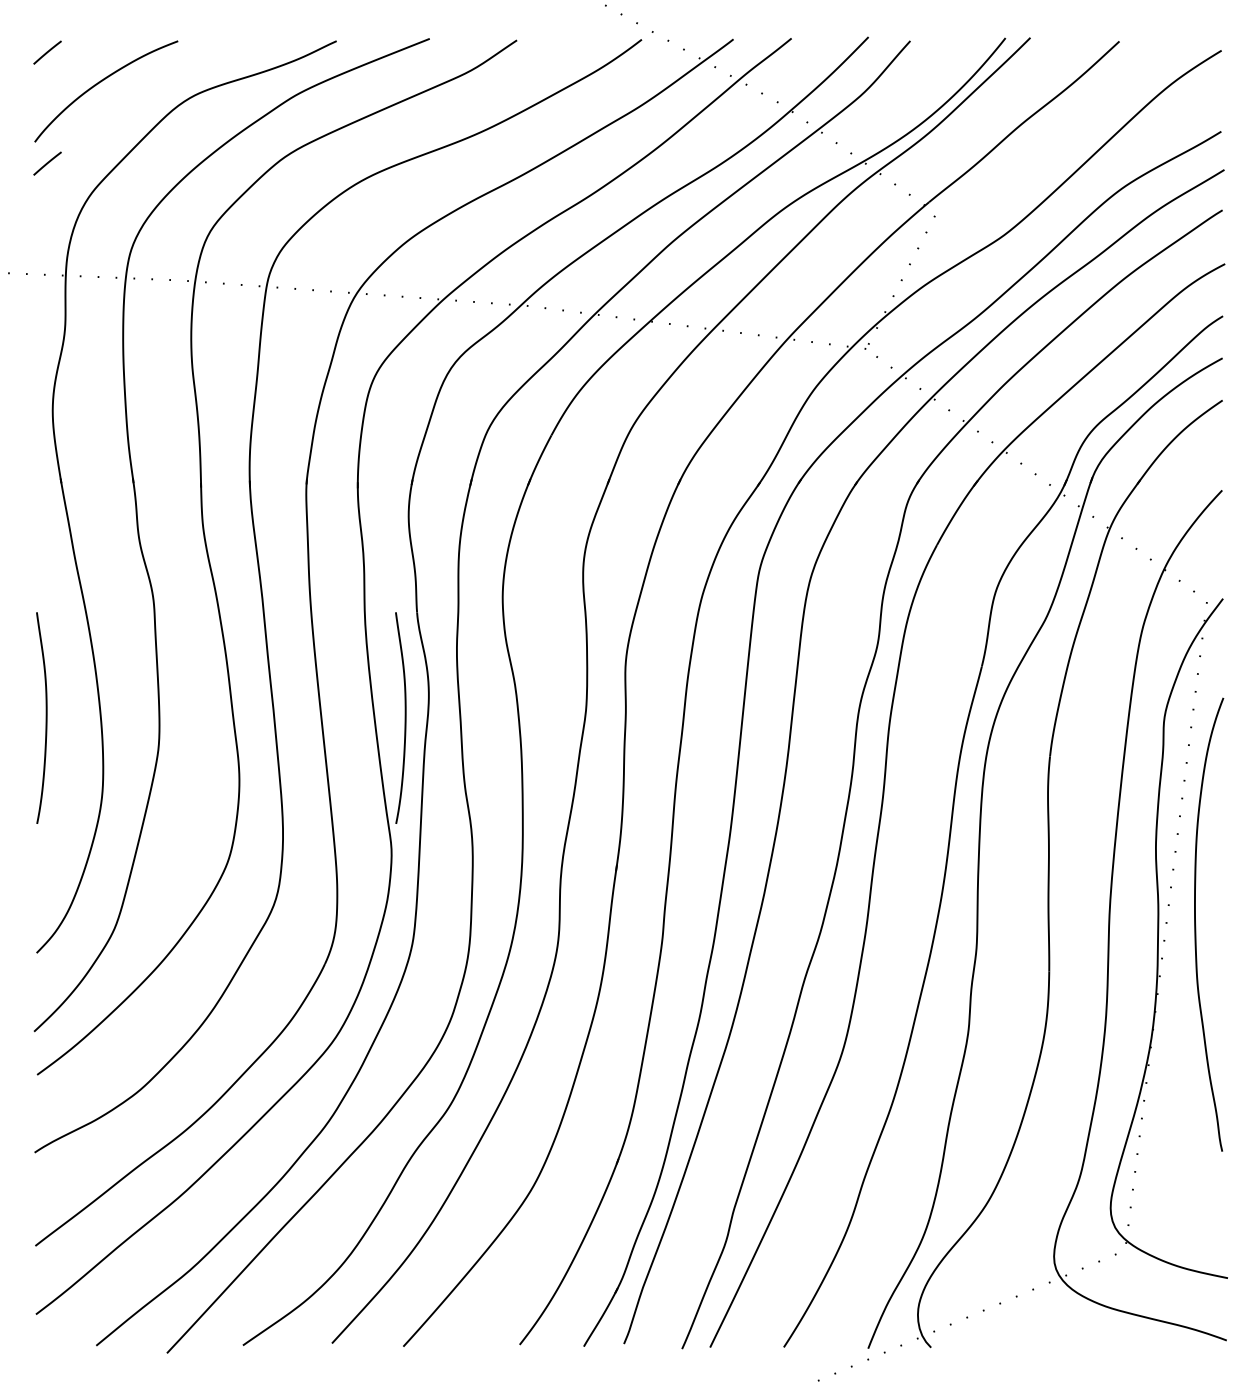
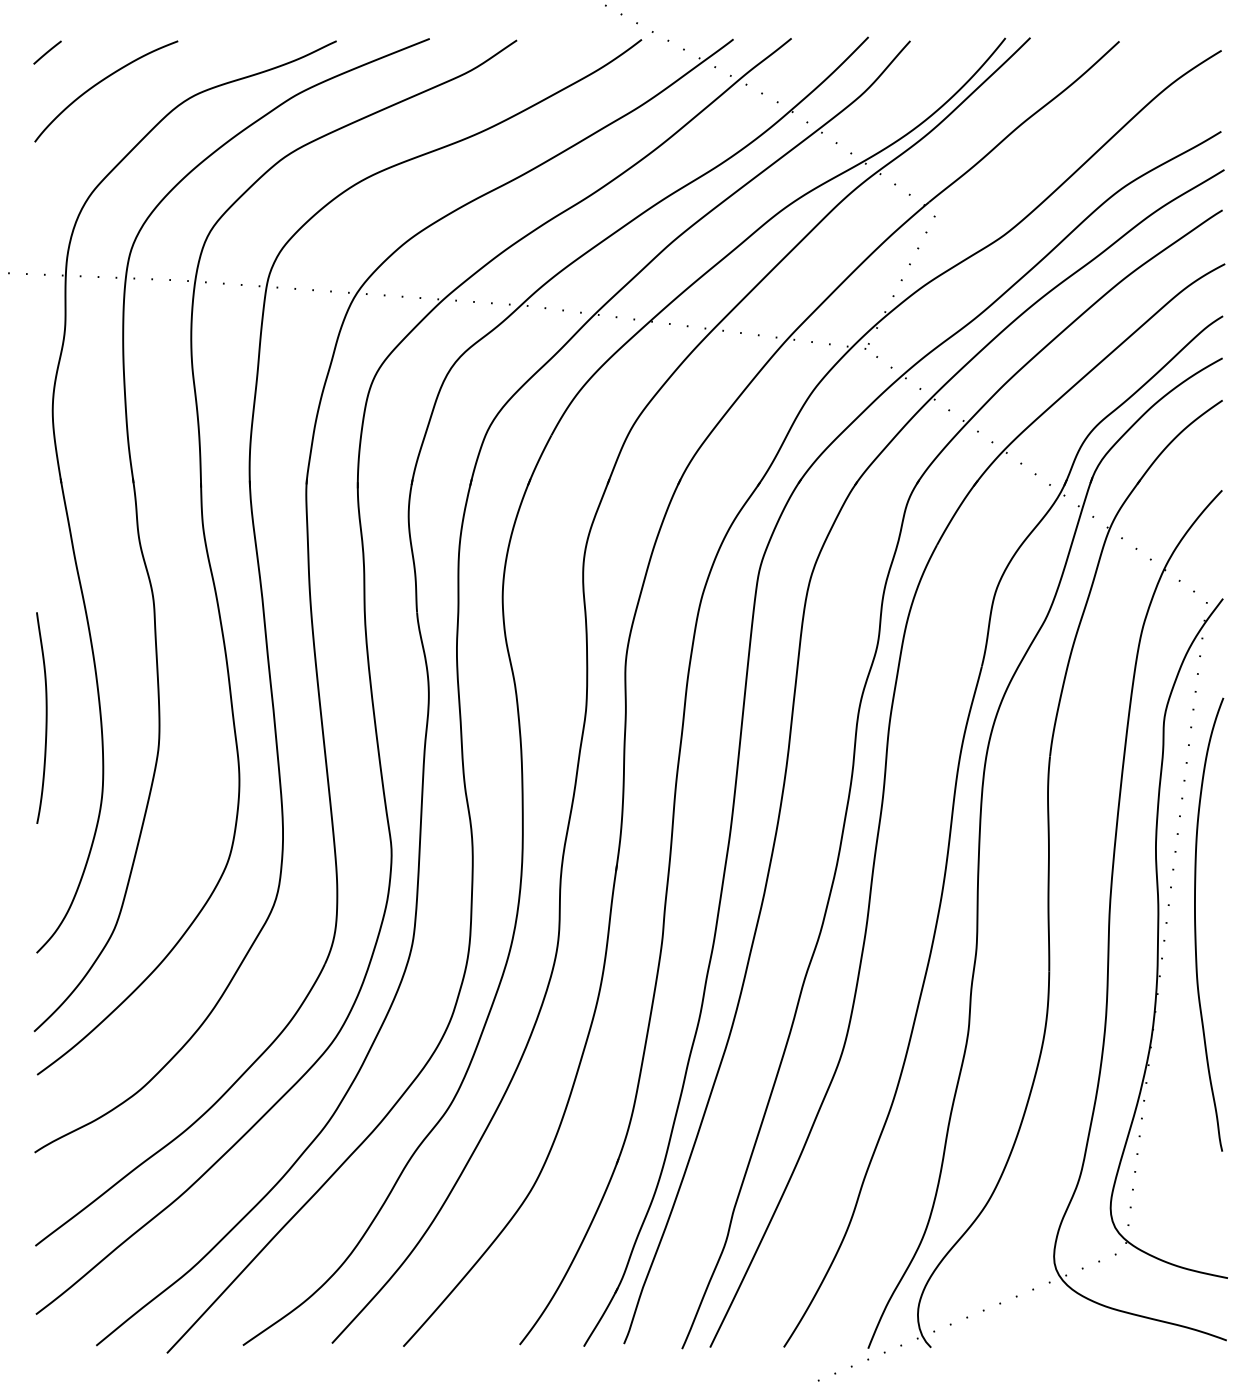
line: present -> none (47, 163)
curve: present -> none (404, 717)
